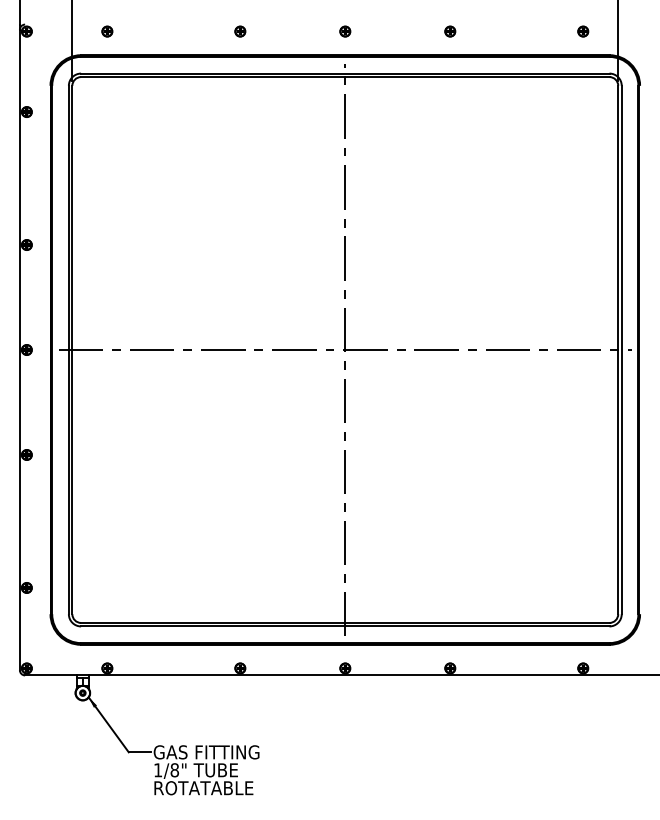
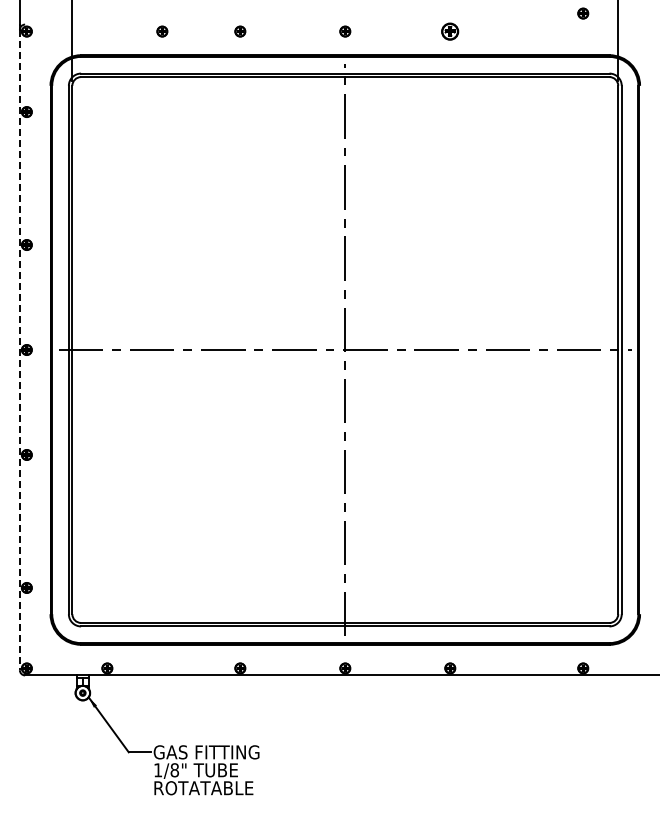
part position: (107, 31) -> (162, 31) (162, 31)
part size: 13x13 px -> 19x19 px (450, 31)
part position: (583, 31) -> (583, 13) (583, 13)
line: solid -> dashed (19, 350)
